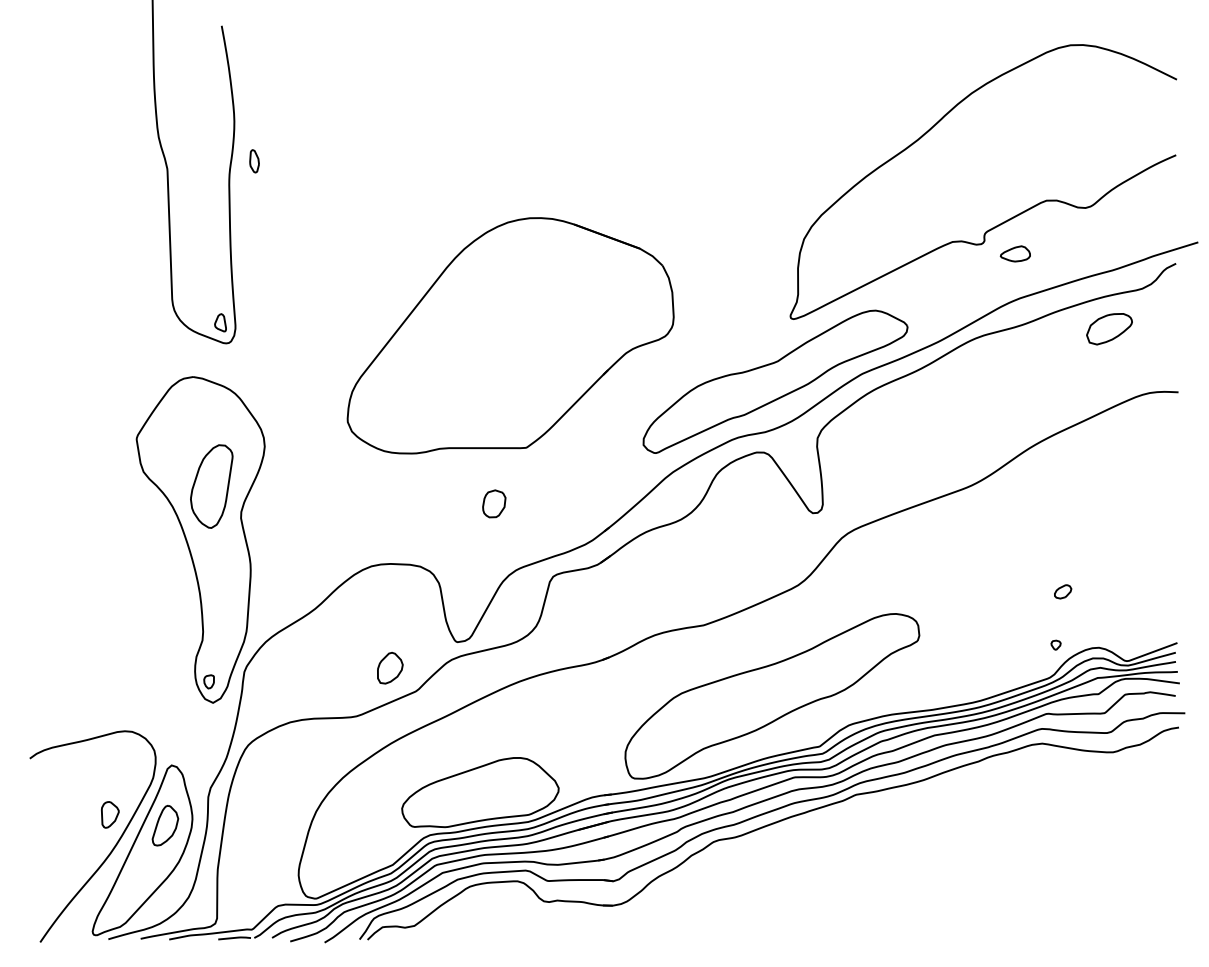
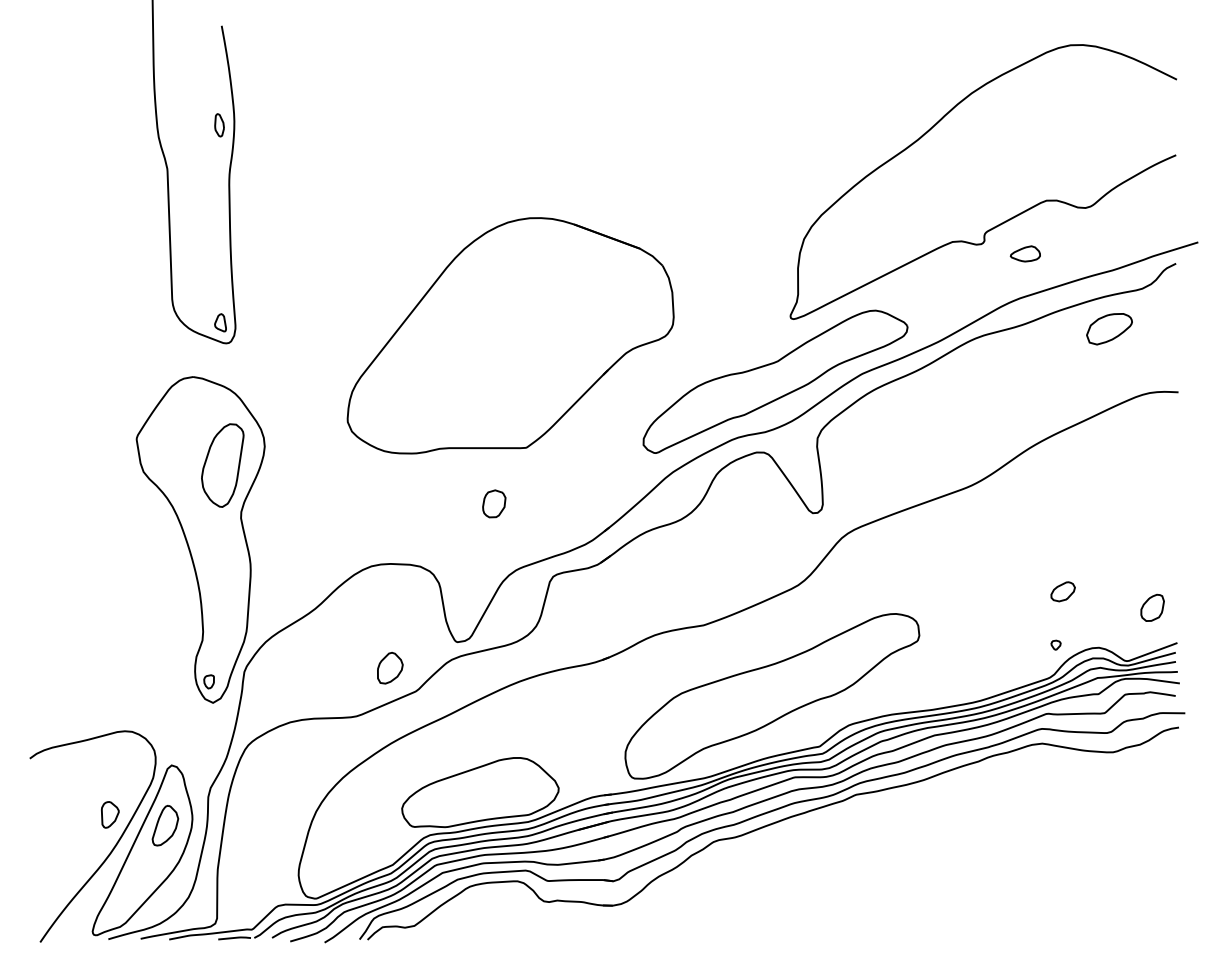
part position: (254, 161) -> (219, 125) (219, 125)
part position: (1014, 253) -> (1024, 253) (1024, 253)
part position: (211, 486) -> (222, 465) (222, 465)
part size: 19x16 px -> 26x22 px (1062, 591)
part: none -> present (1152, 607)
